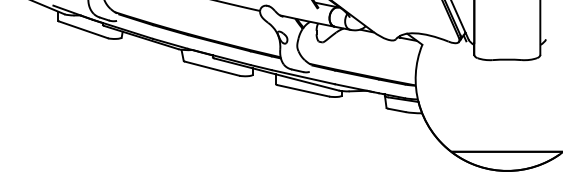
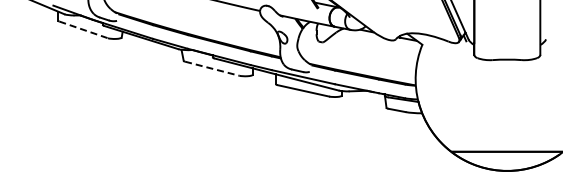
line: solid -> dashed (83, 29)
line: solid -> dashed (212, 68)
